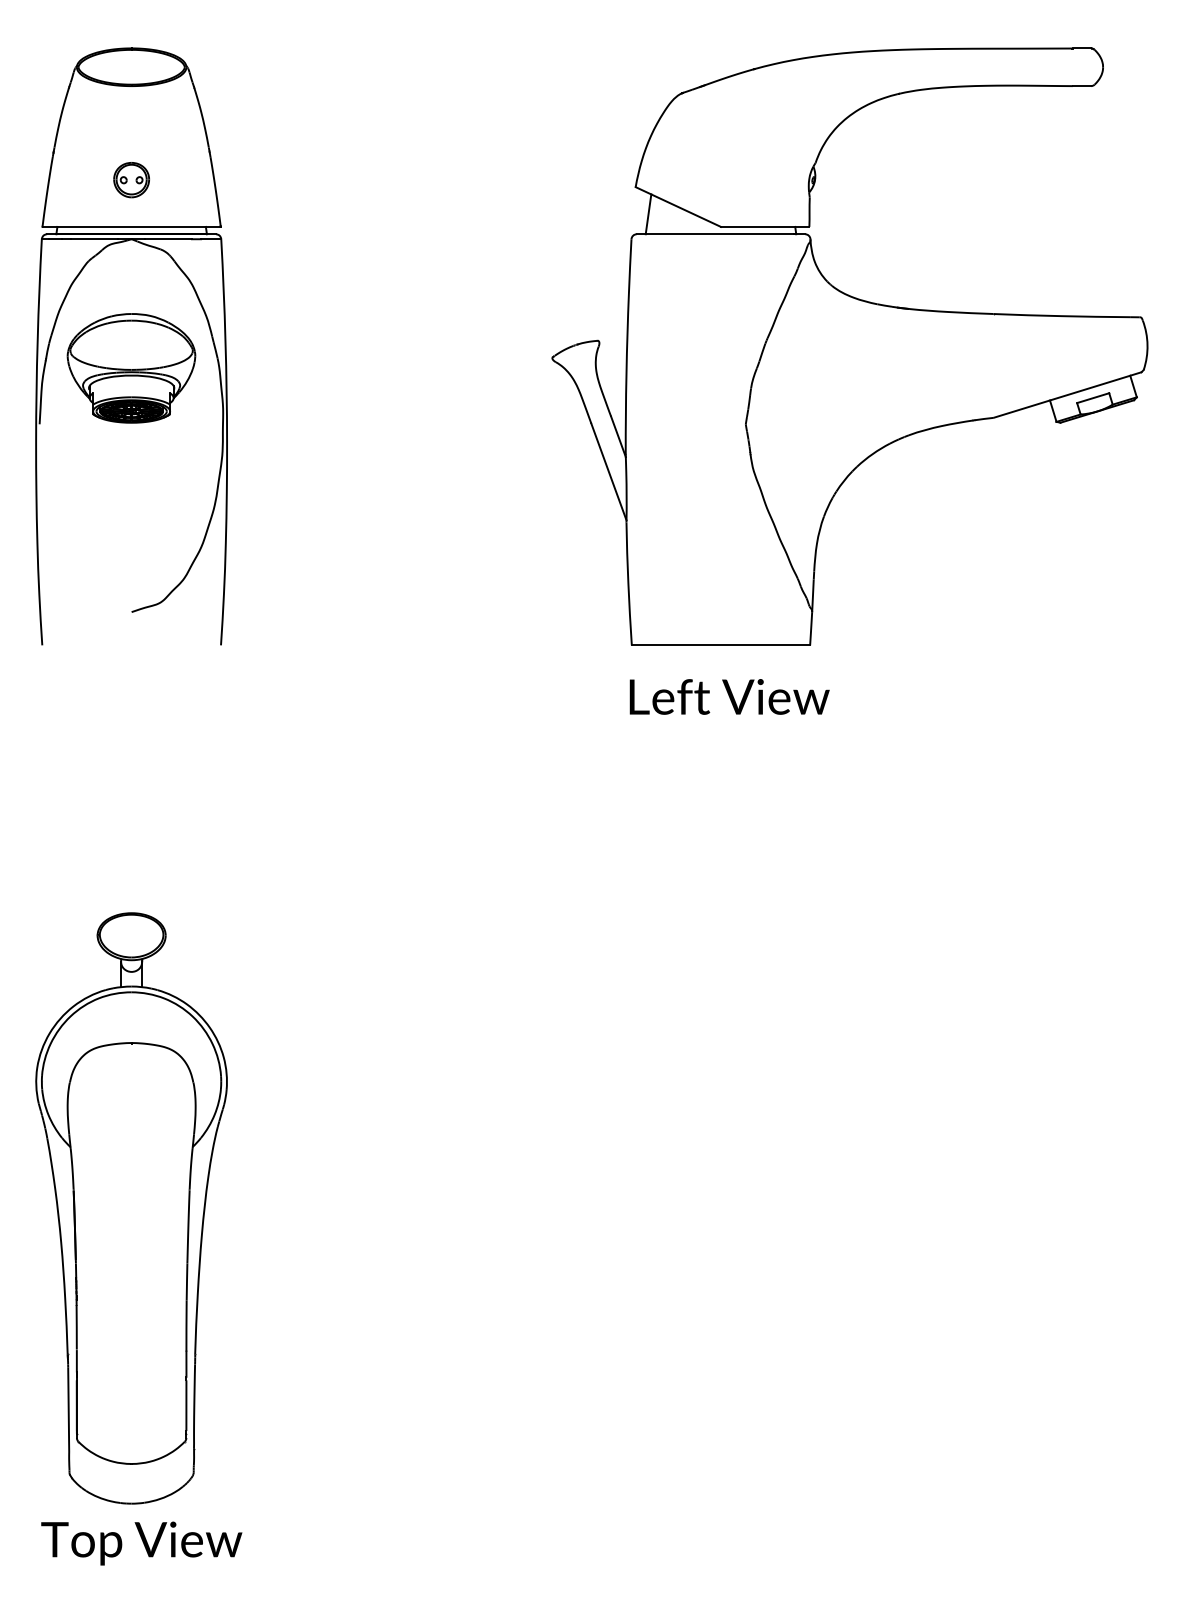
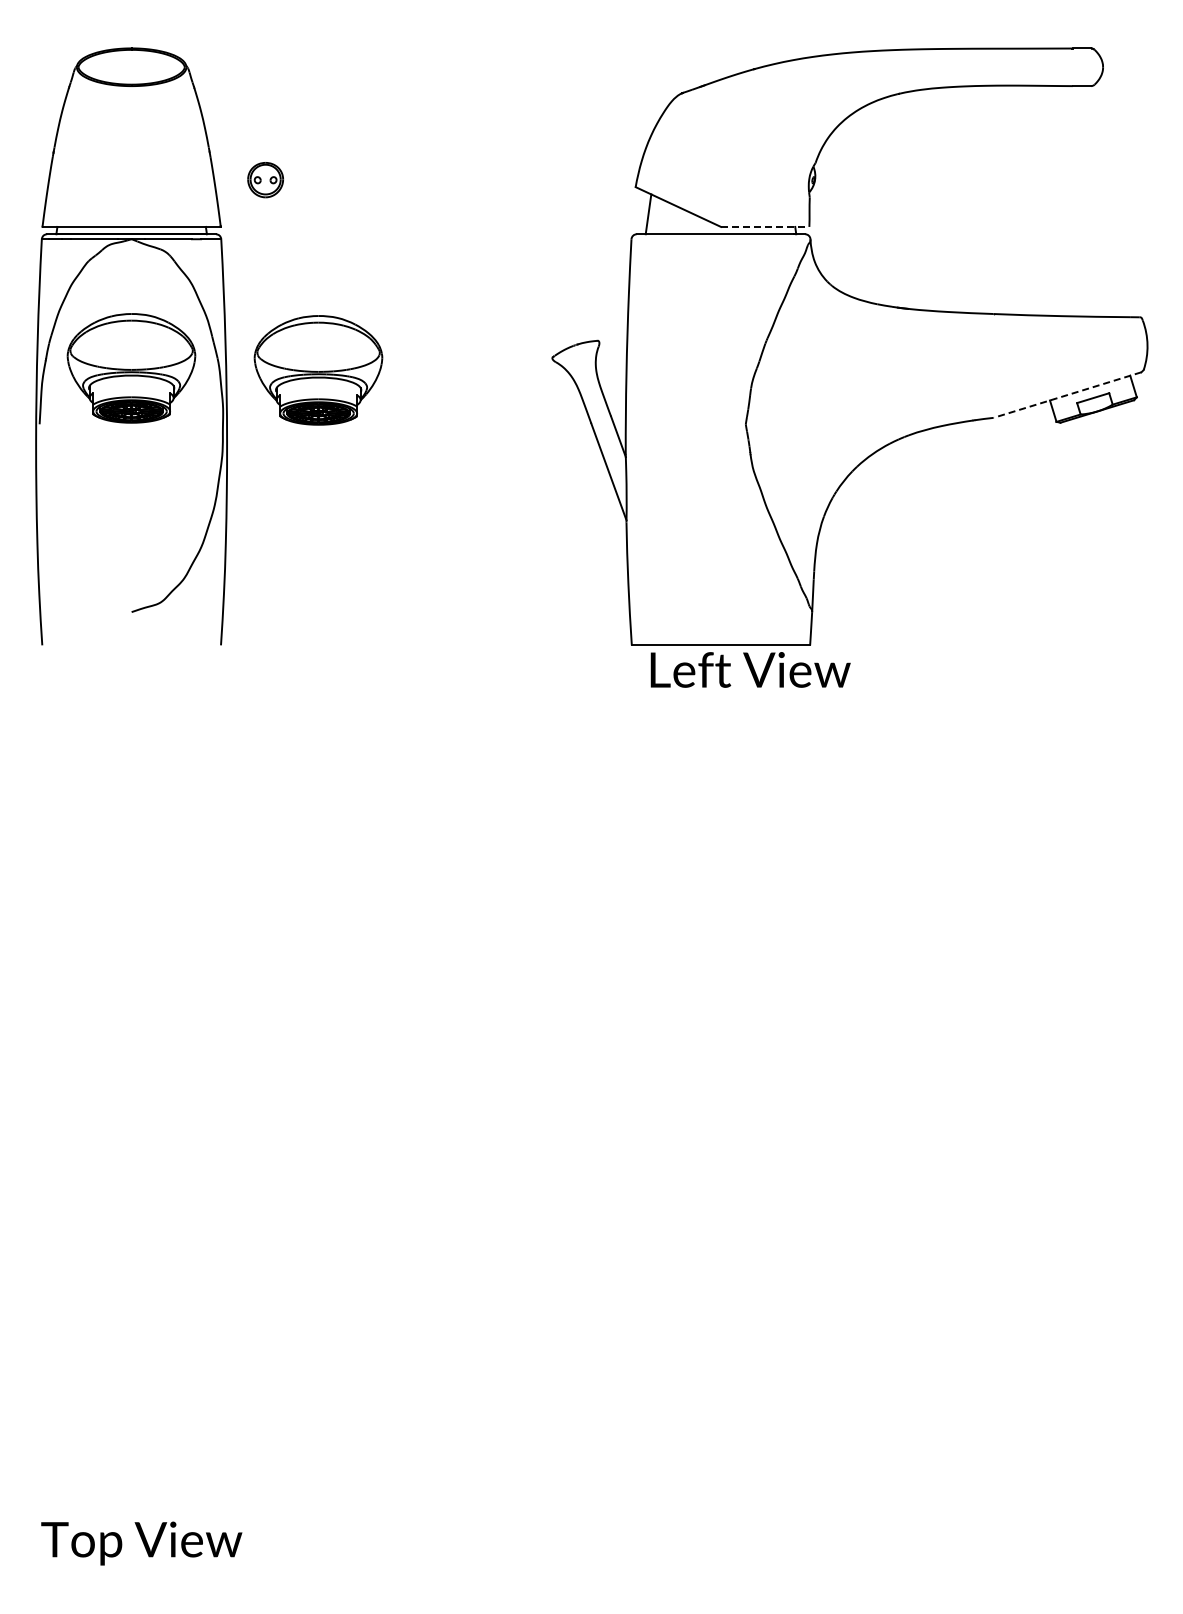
part position: (131, 180) -> (265, 180) (265, 180)
line: solid -> dashed (765, 226)
part: none -> present (318, 370)
line: solid -> dashed (1067, 395)
text position: (729, 696) -> (750, 669) (750, 669)
part: present -> none (138, 1238)
